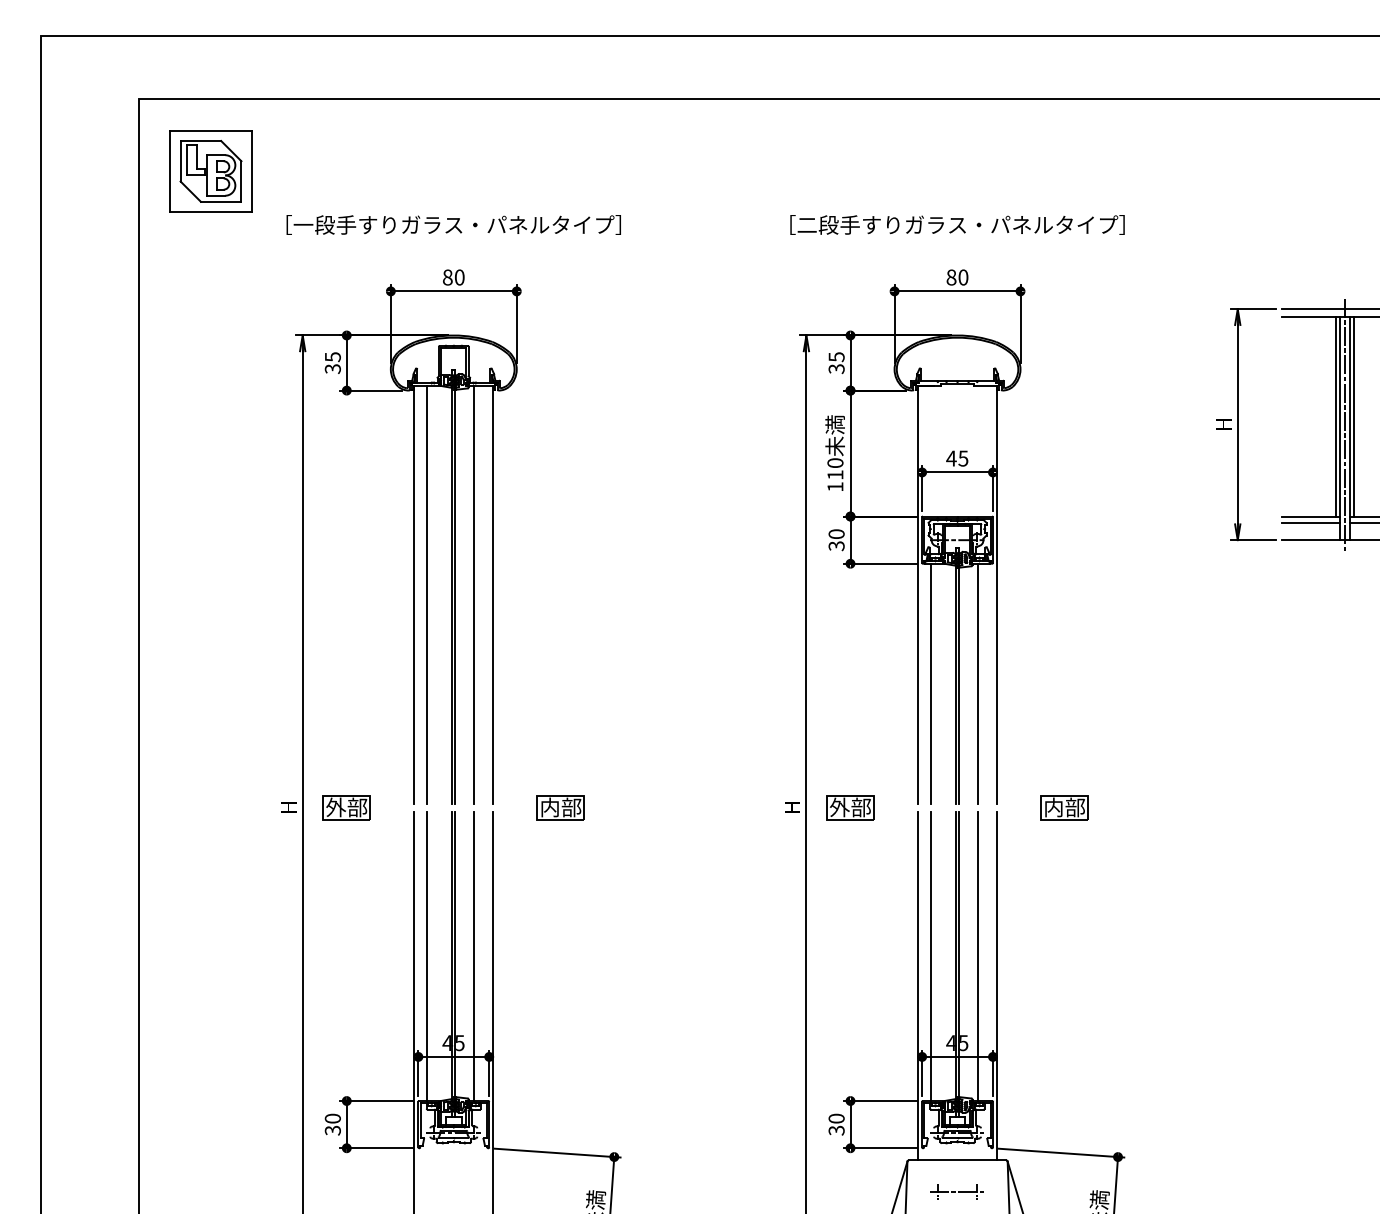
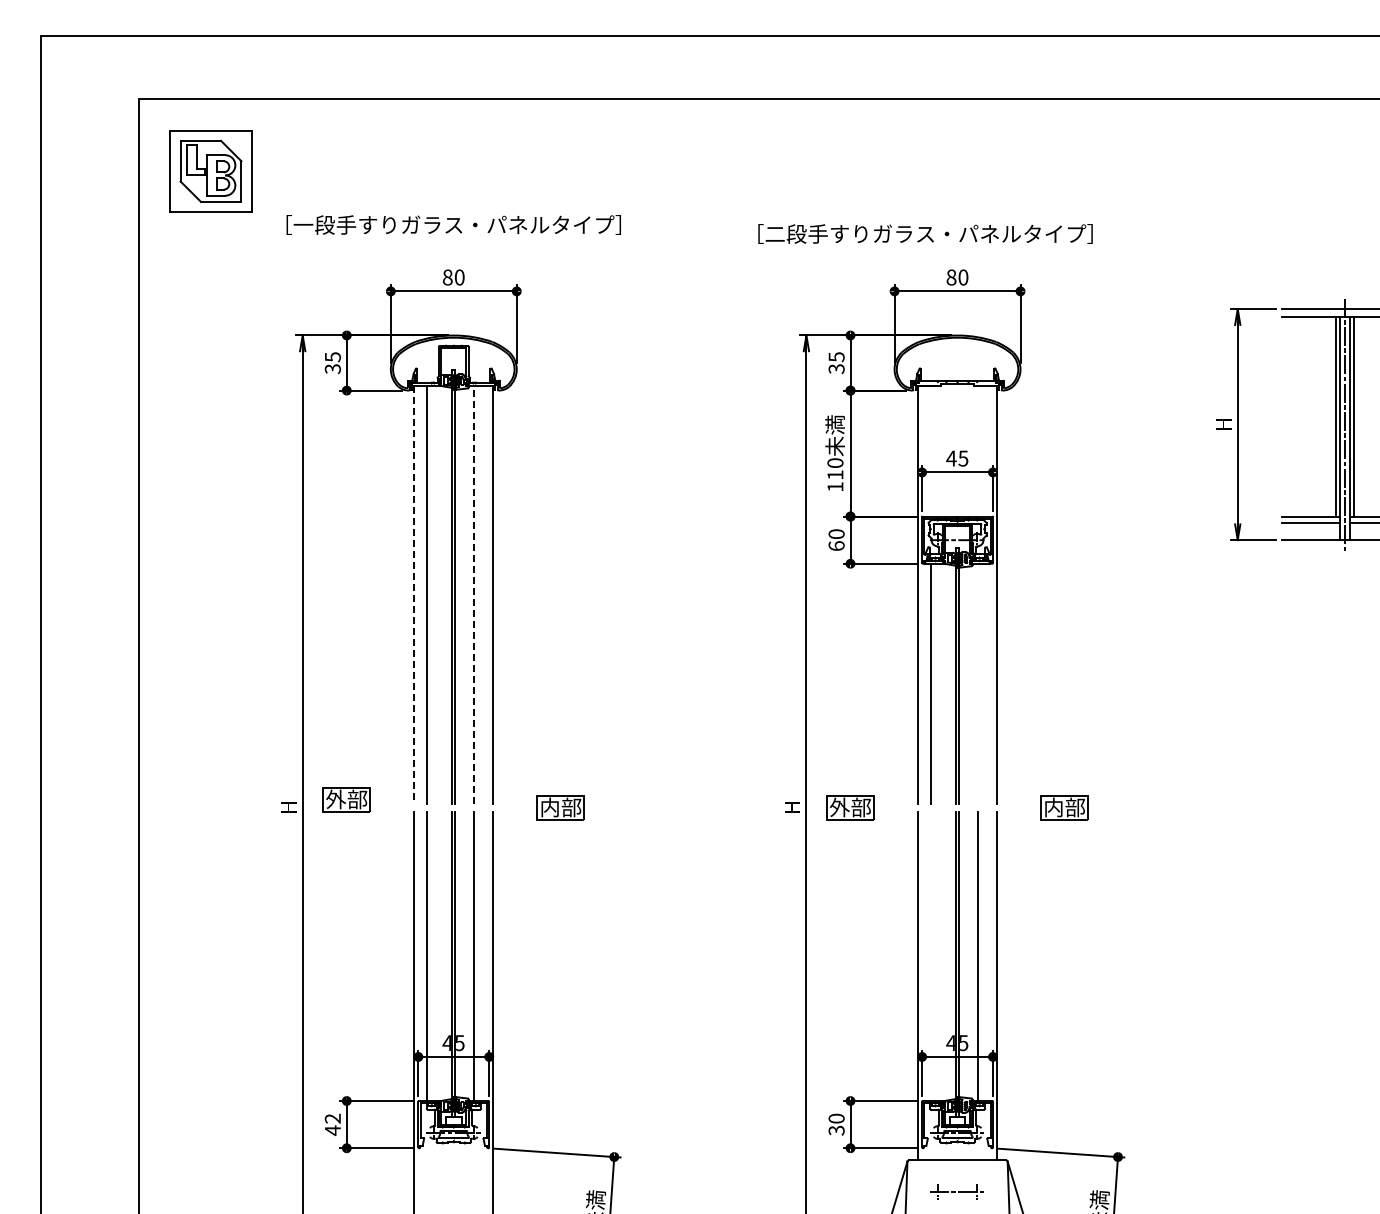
text position: (957, 224) -> (925, 233) (925, 233)
text: 30 -> 60 (836, 546)
line: solid -> dashed (414, 594)
line: solid -> dashed (474, 594)
line: present -> none (978, 683)
part position: (346, 807) -> (346, 799) (346, 799)
line: present -> none (930, 956)
text: 30 -> 42 (332, 1124)
